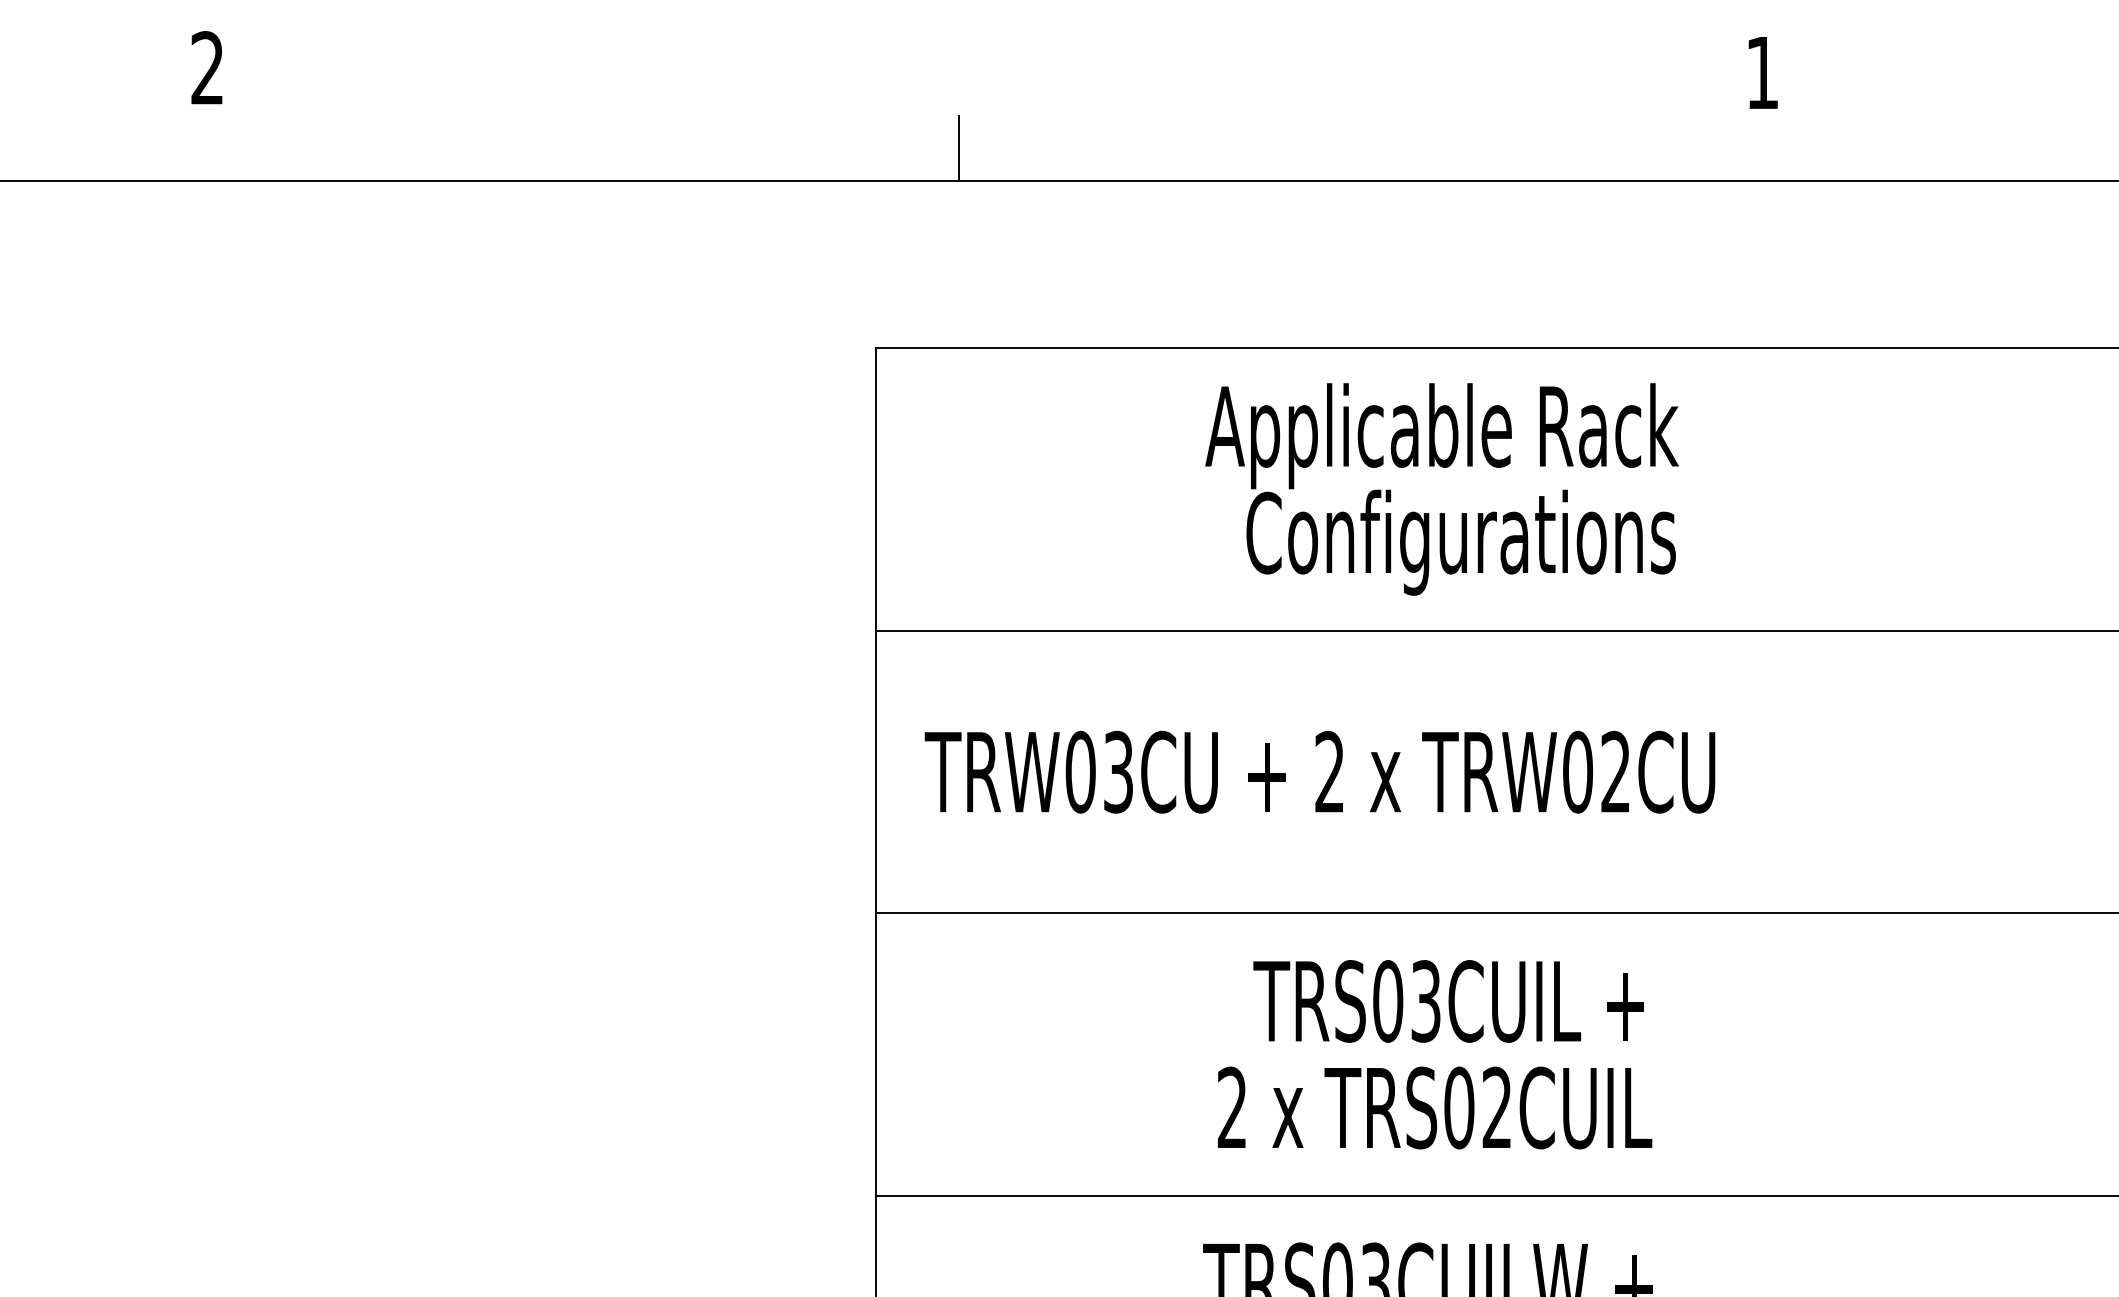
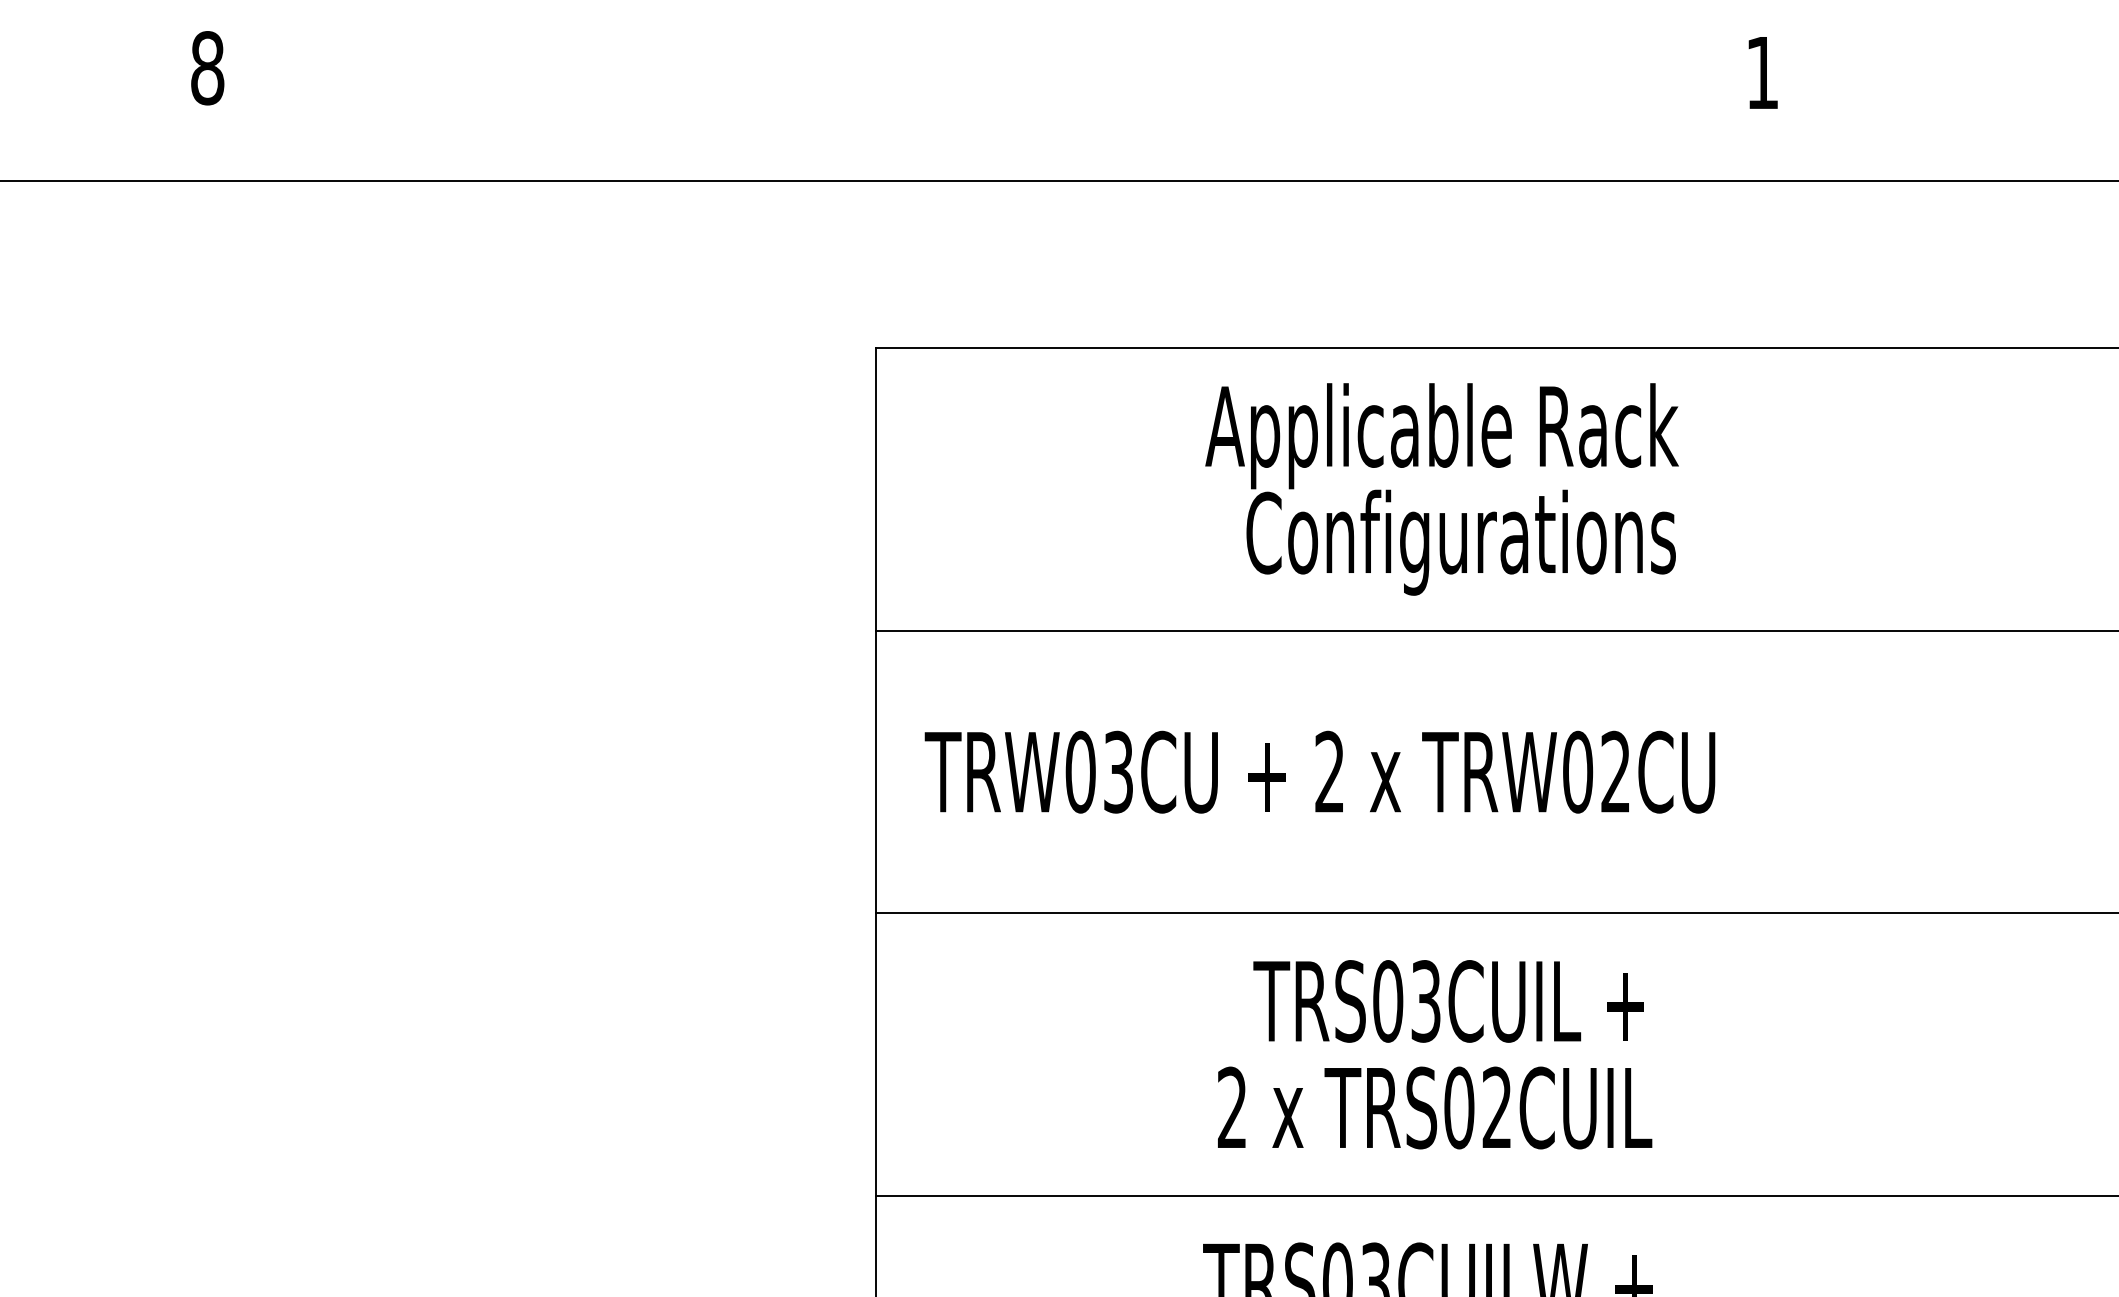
text: 2 -> 8 (207, 68)
line: present -> none (958, 148)
